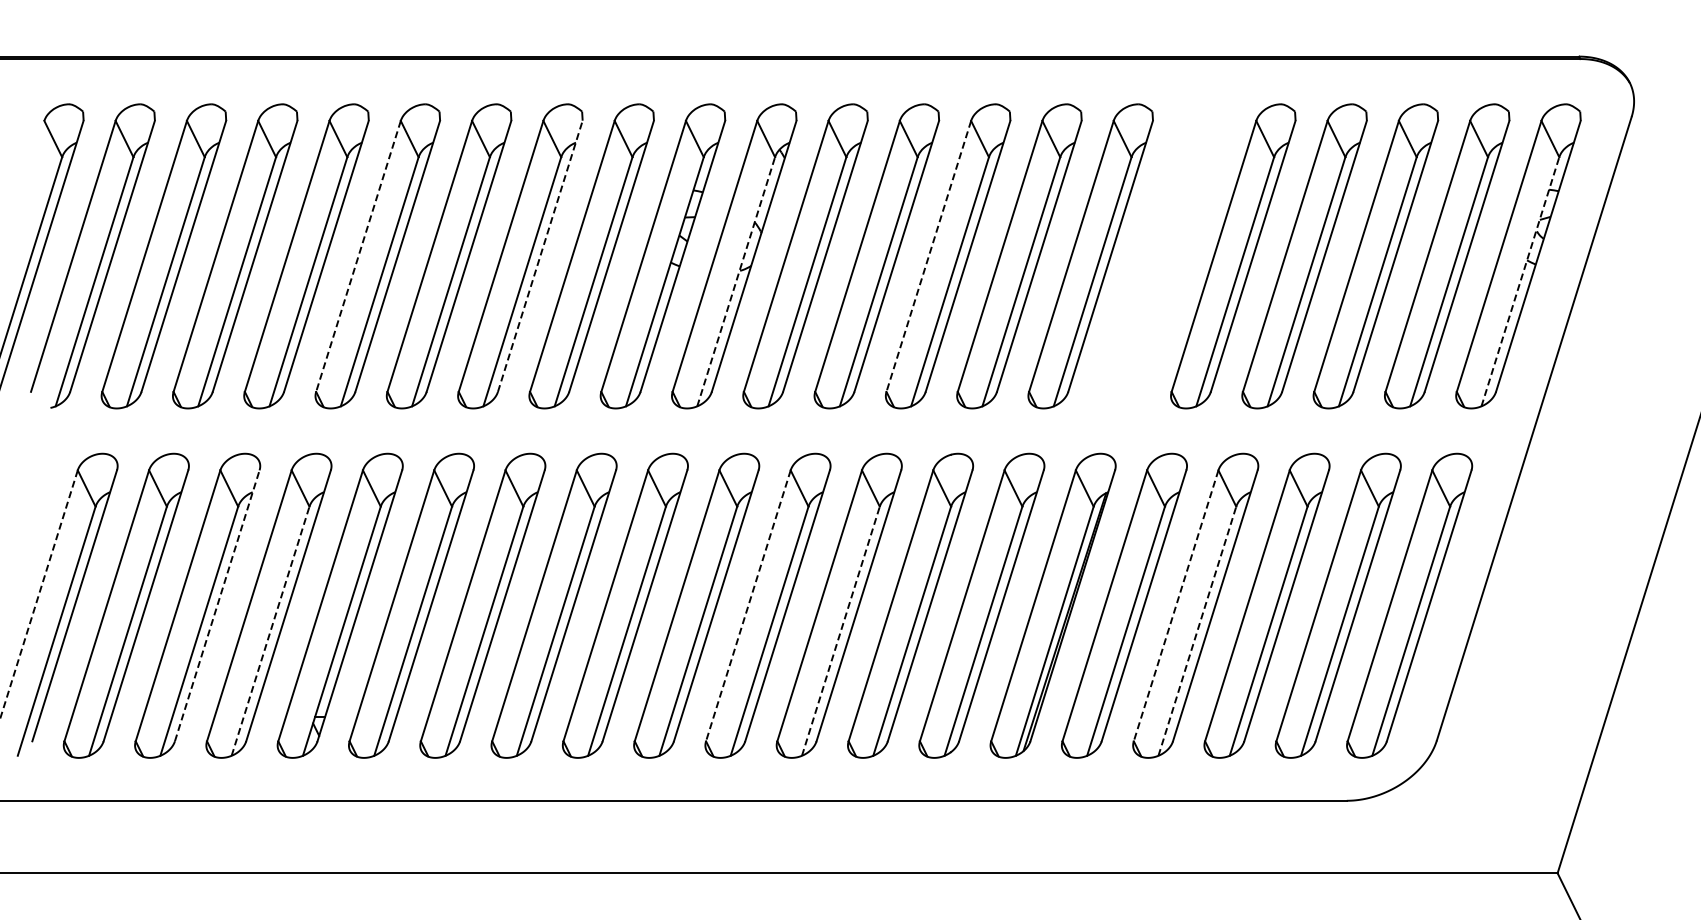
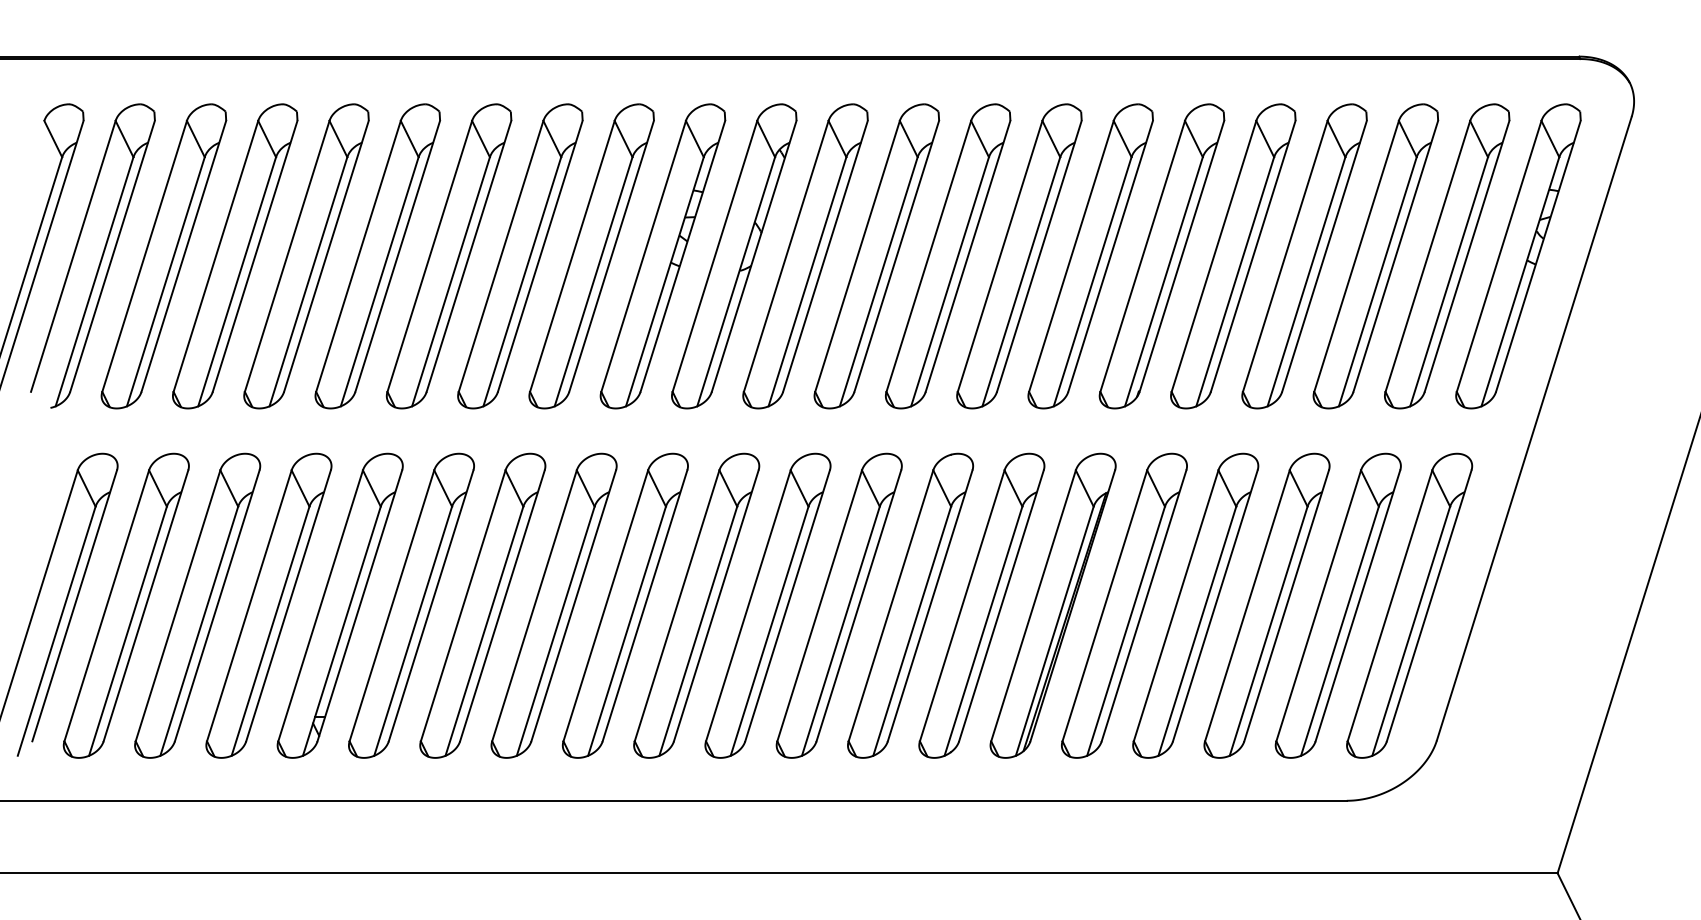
line: dashed -> solid (358, 256)
line: dashed -> solid (540, 256)
line: dashed -> solid (928, 256)
part: none -> present (1161, 256)
line: dashed -> solid (736, 281)
line: dashed -> solid (1520, 281)
line: dashed -> solid (38, 595)
line: dashed -> solid (217, 605)
line: dashed -> solid (748, 605)
line: dashed -> solid (1176, 605)
line: dashed -> solid (270, 630)
line: dashed -> solid (841, 630)
line: dashed -> solid (1197, 630)
